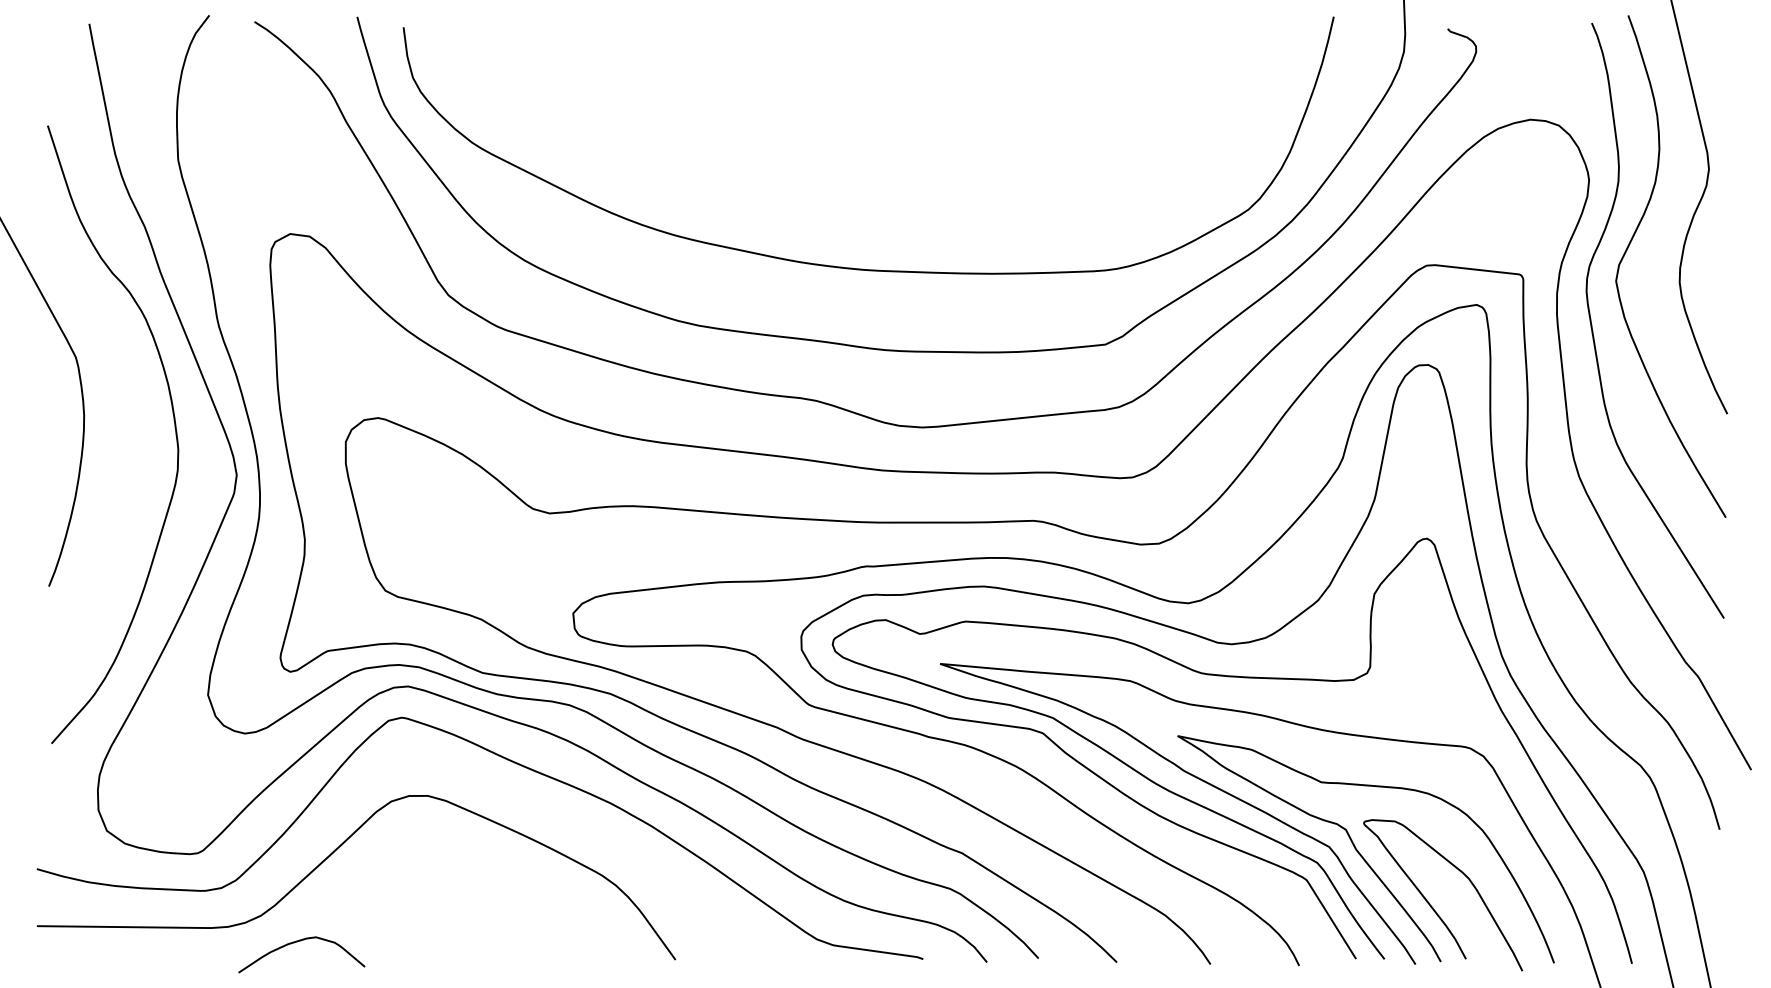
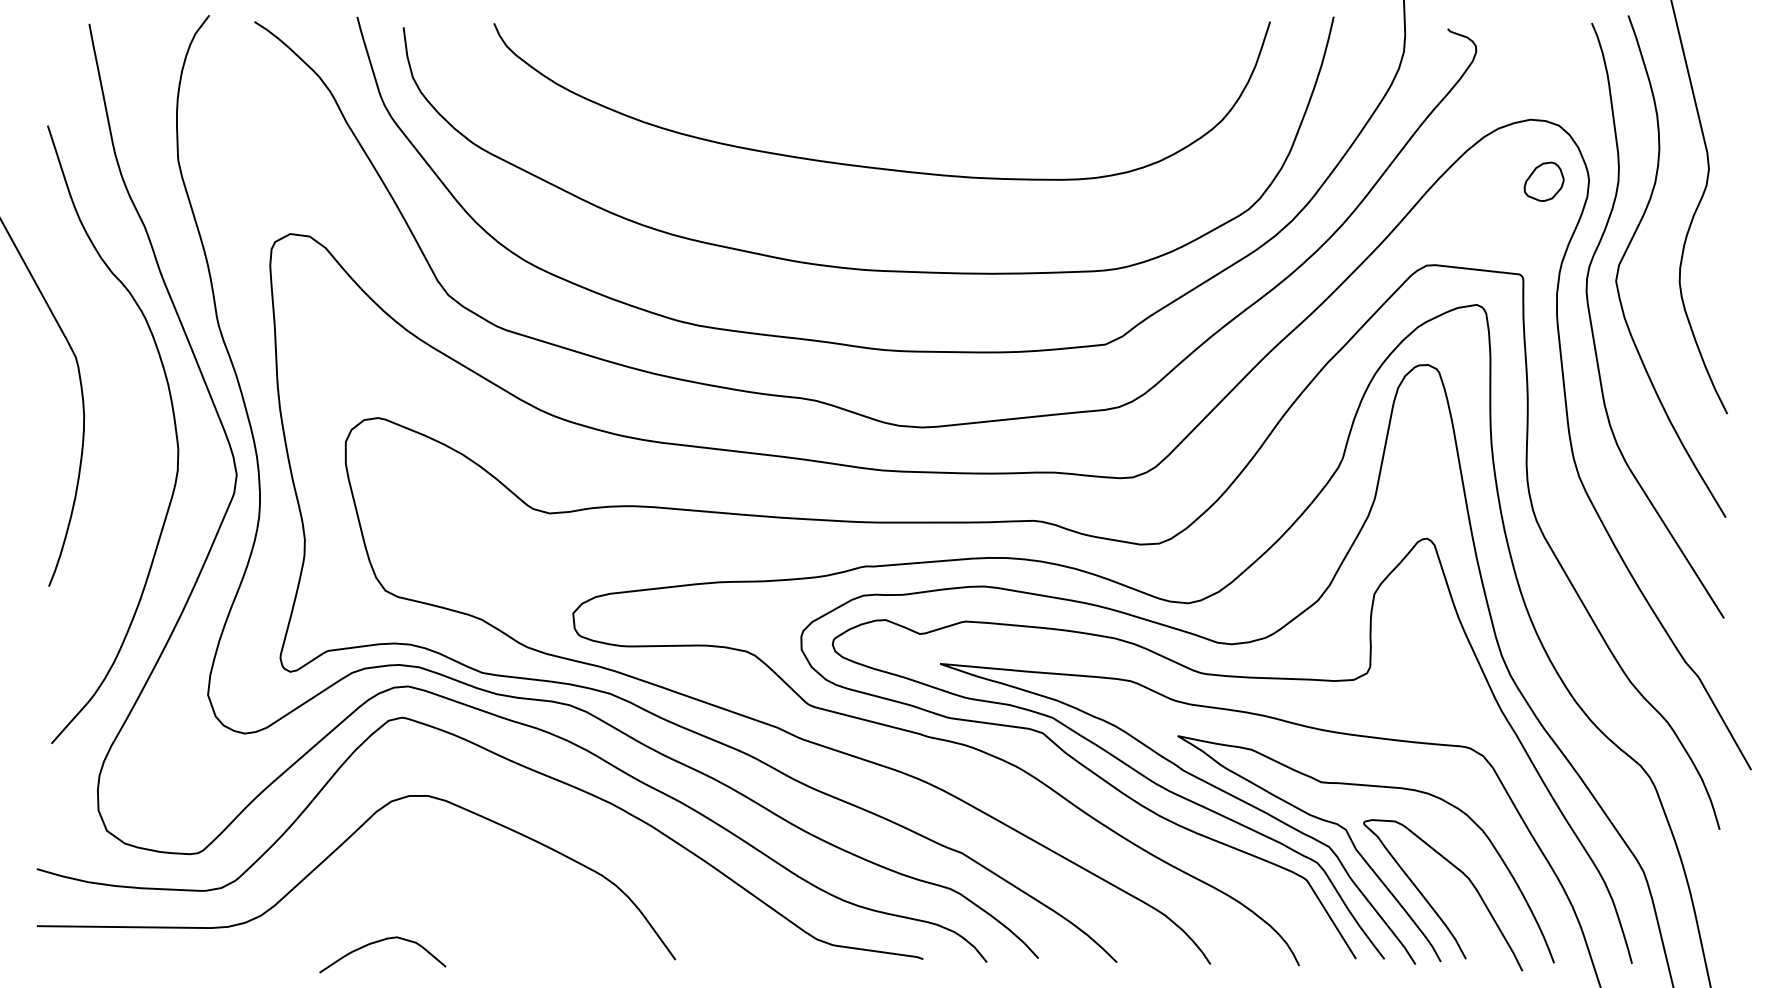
curve: none -> present (871, 166)
part: none -> present (1543, 181)
curve position: (297, 942) -> (378, 942) (378, 942)
